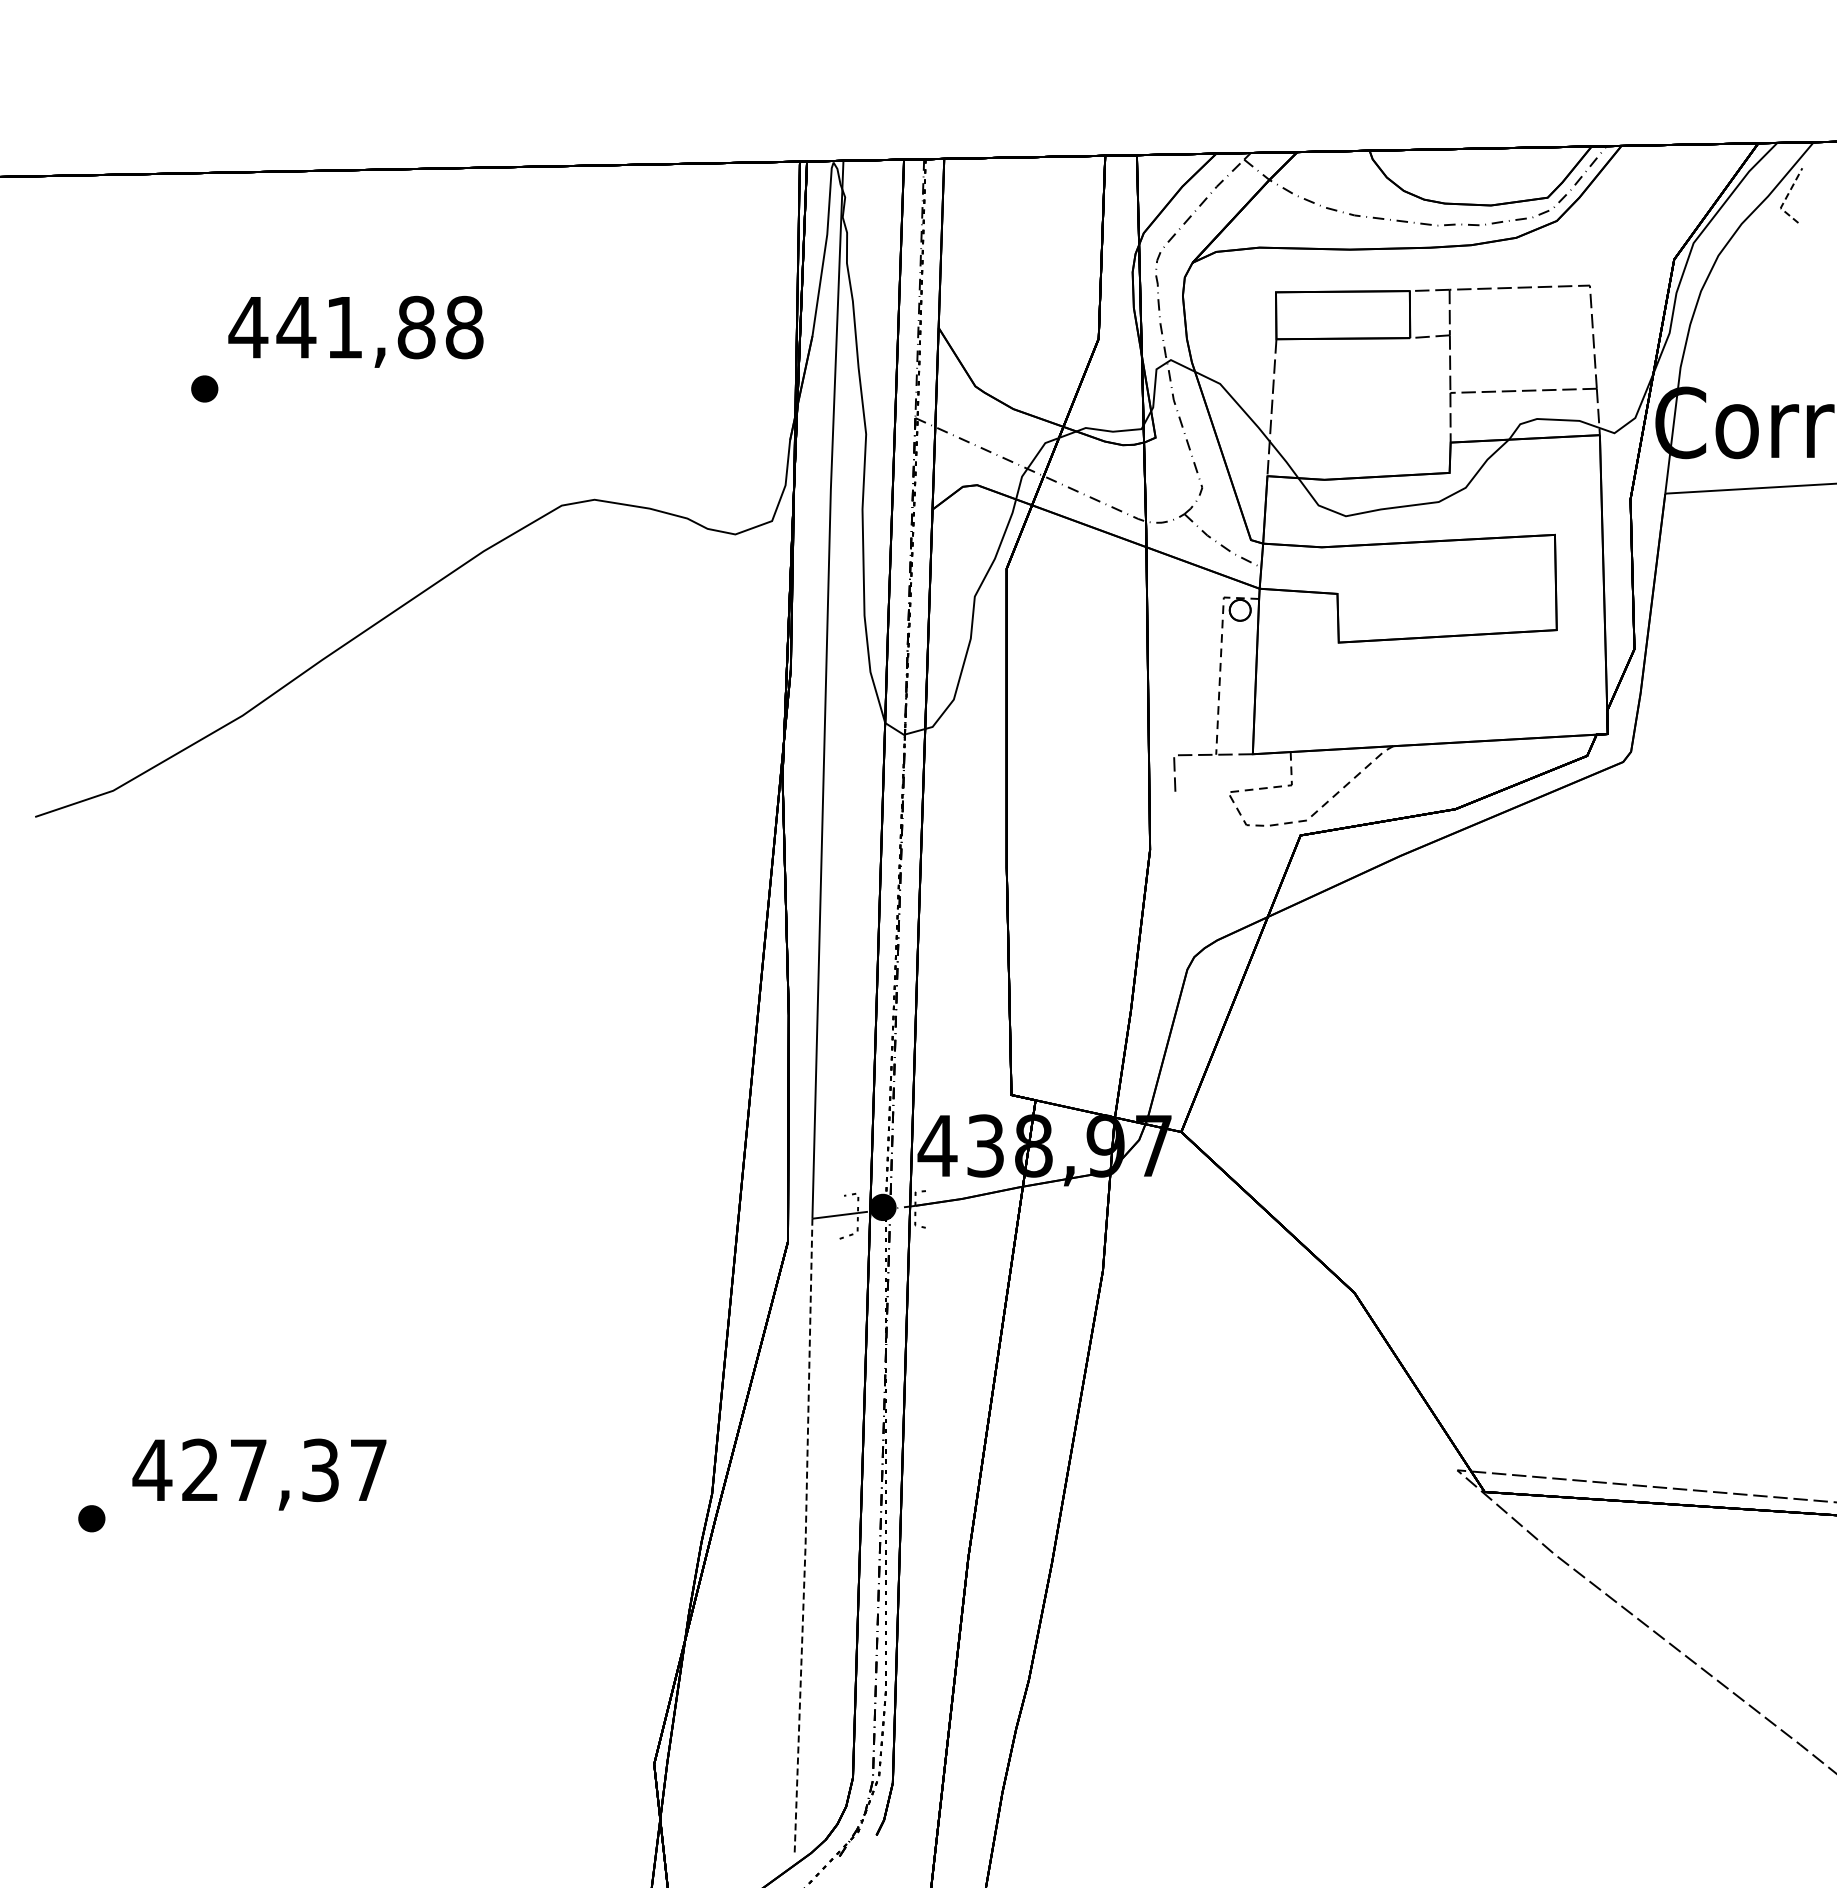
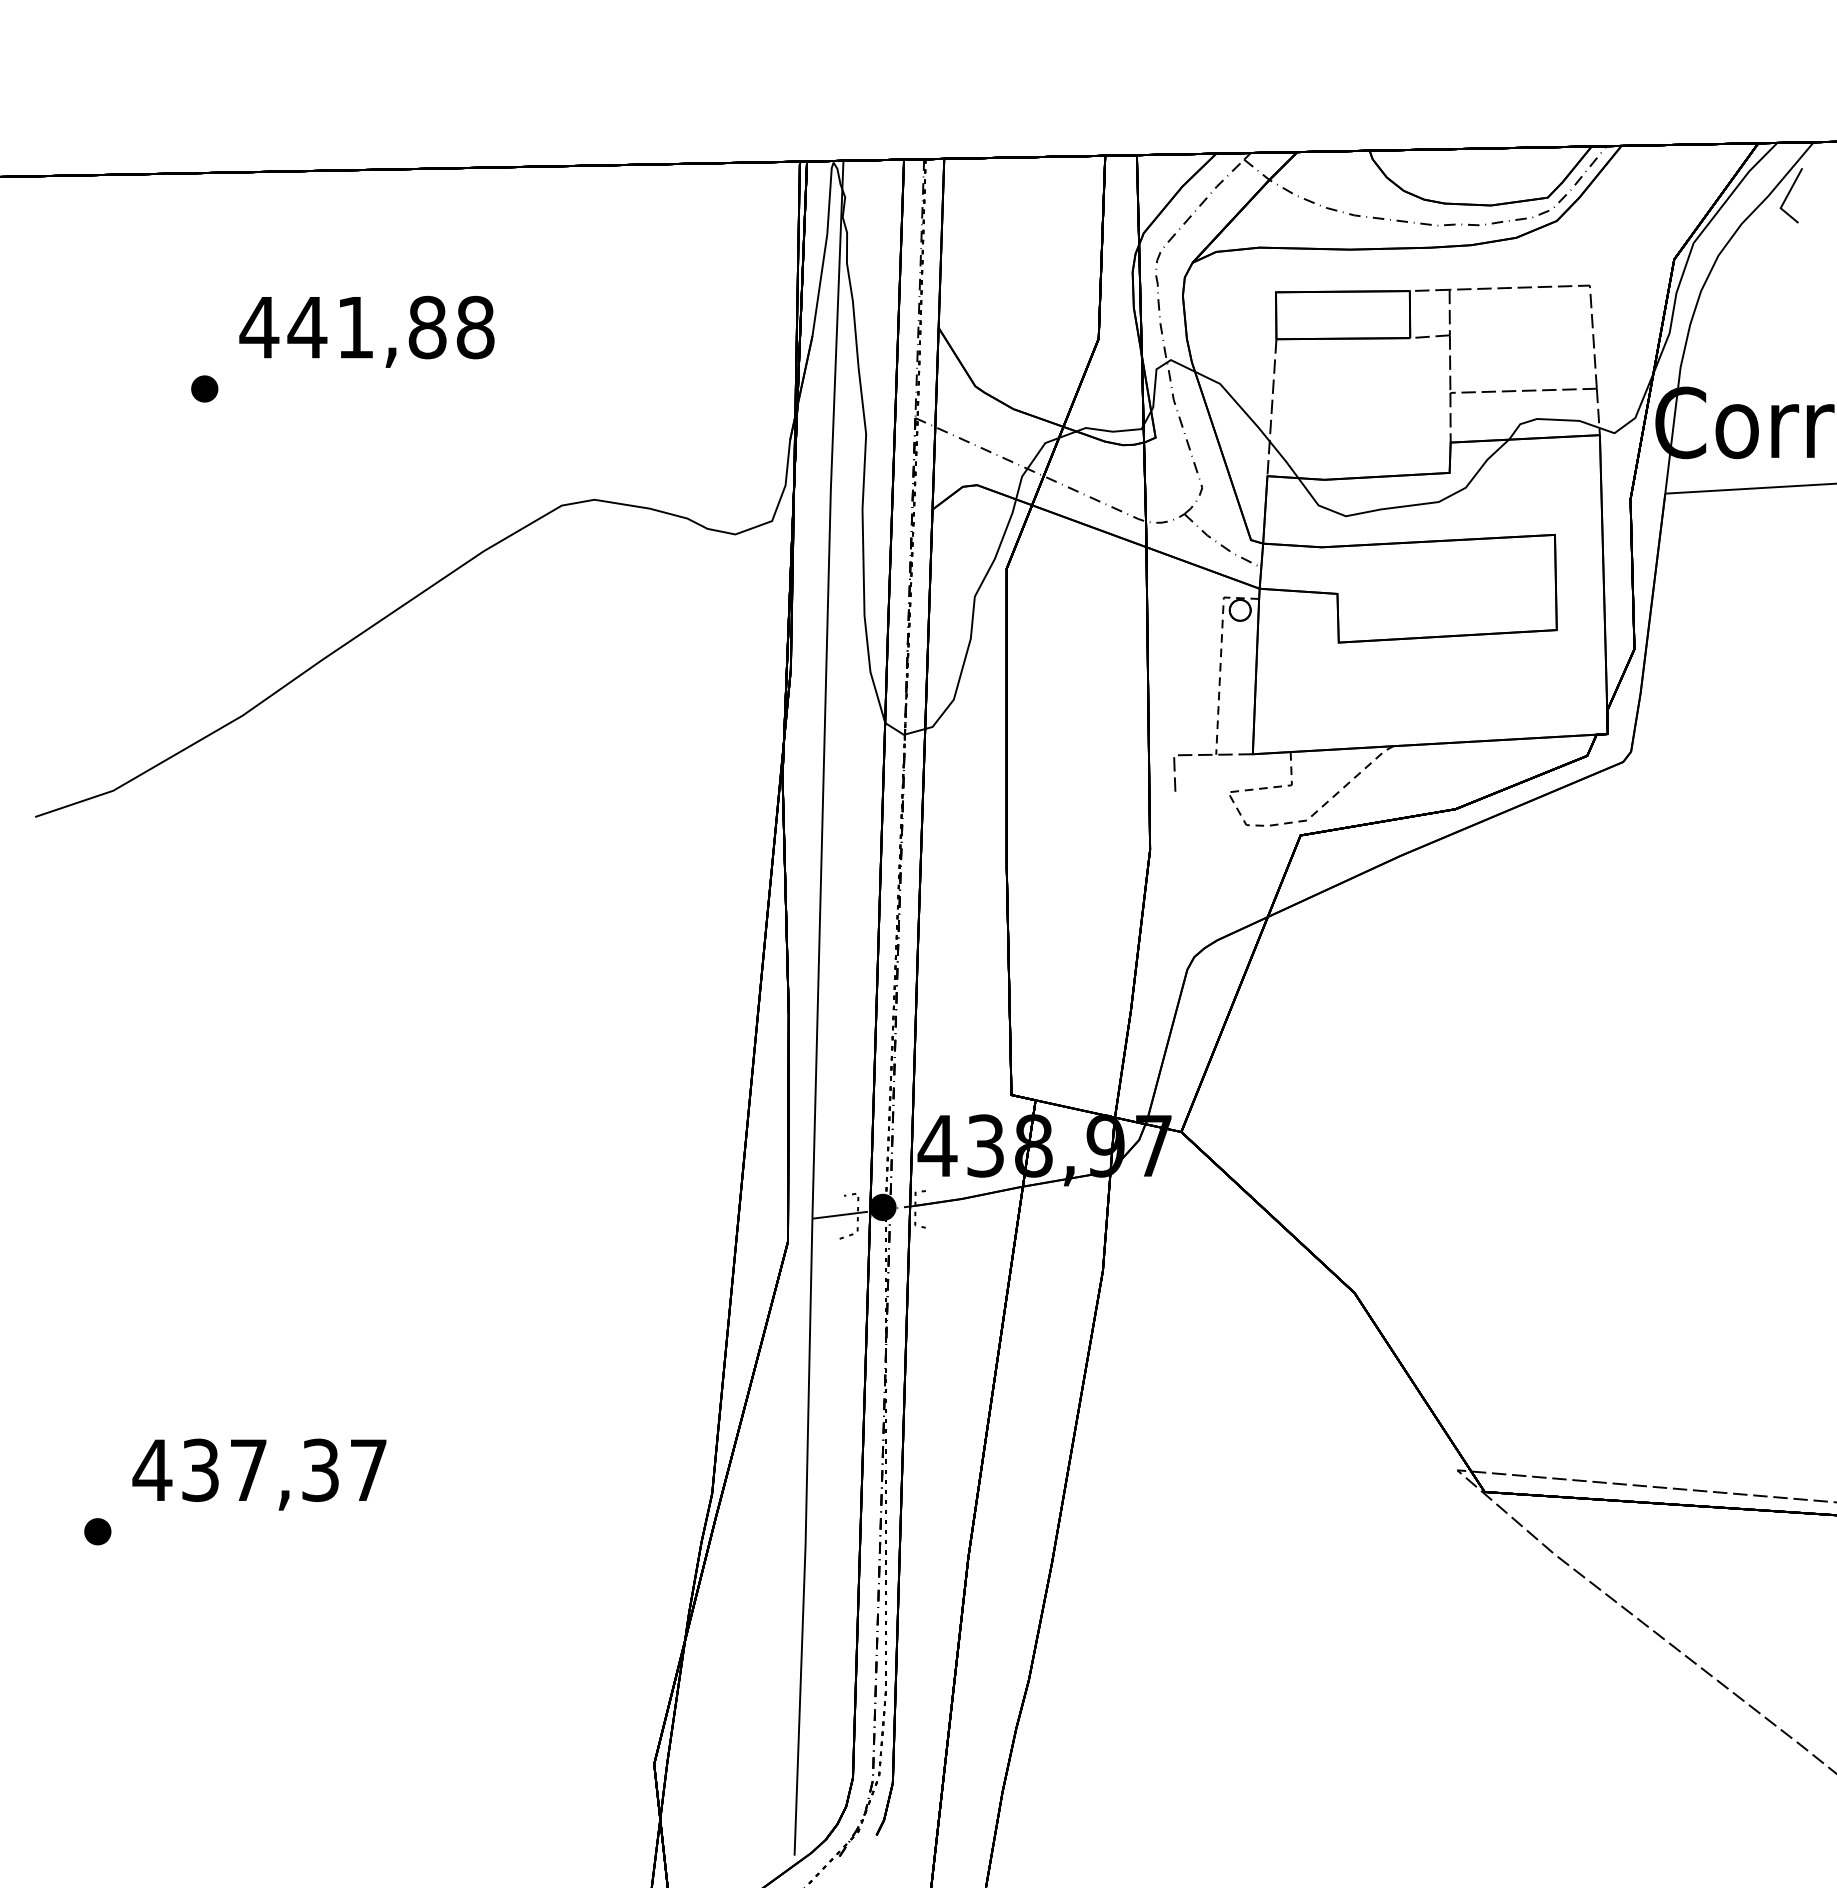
line: dashed -> solid (1785, 198)
text position: (355, 331) -> (366, 331) (366, 331)
text: 427,37 -> 437,37 (200, 1470)
part position: (91, 1518) -> (97, 1531) (97, 1531)
line: dashed -> solid (805, 1538)
